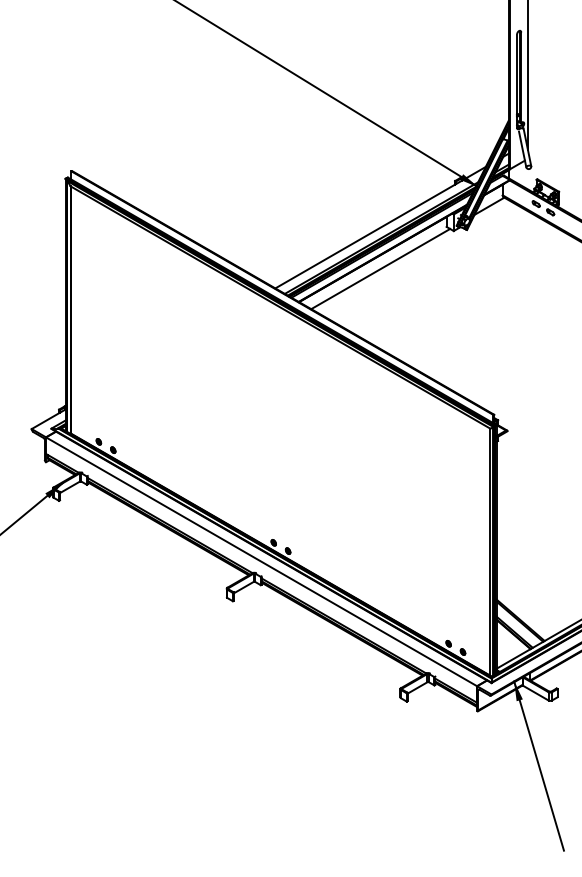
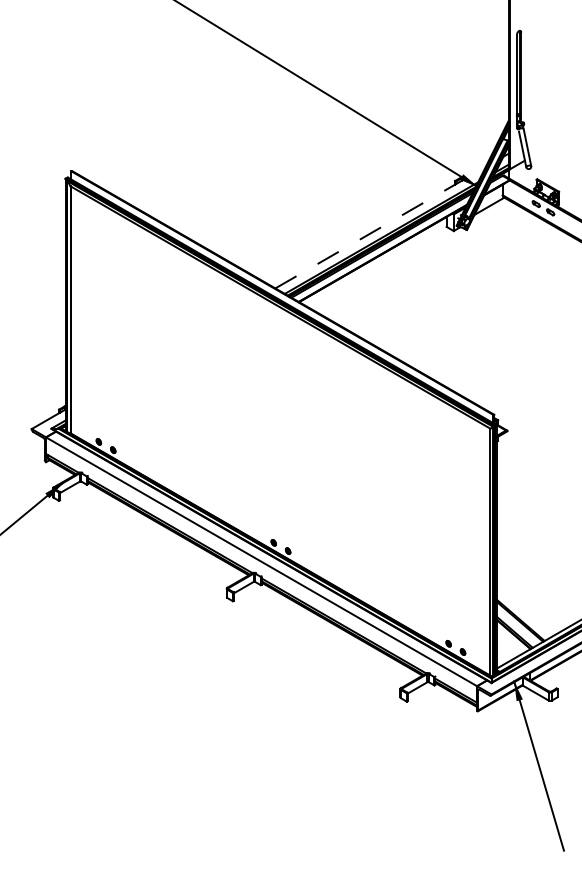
line: present -> none (528, 76)
line: solid -> dashed (381, 227)
line: present -> none (380, 268)
